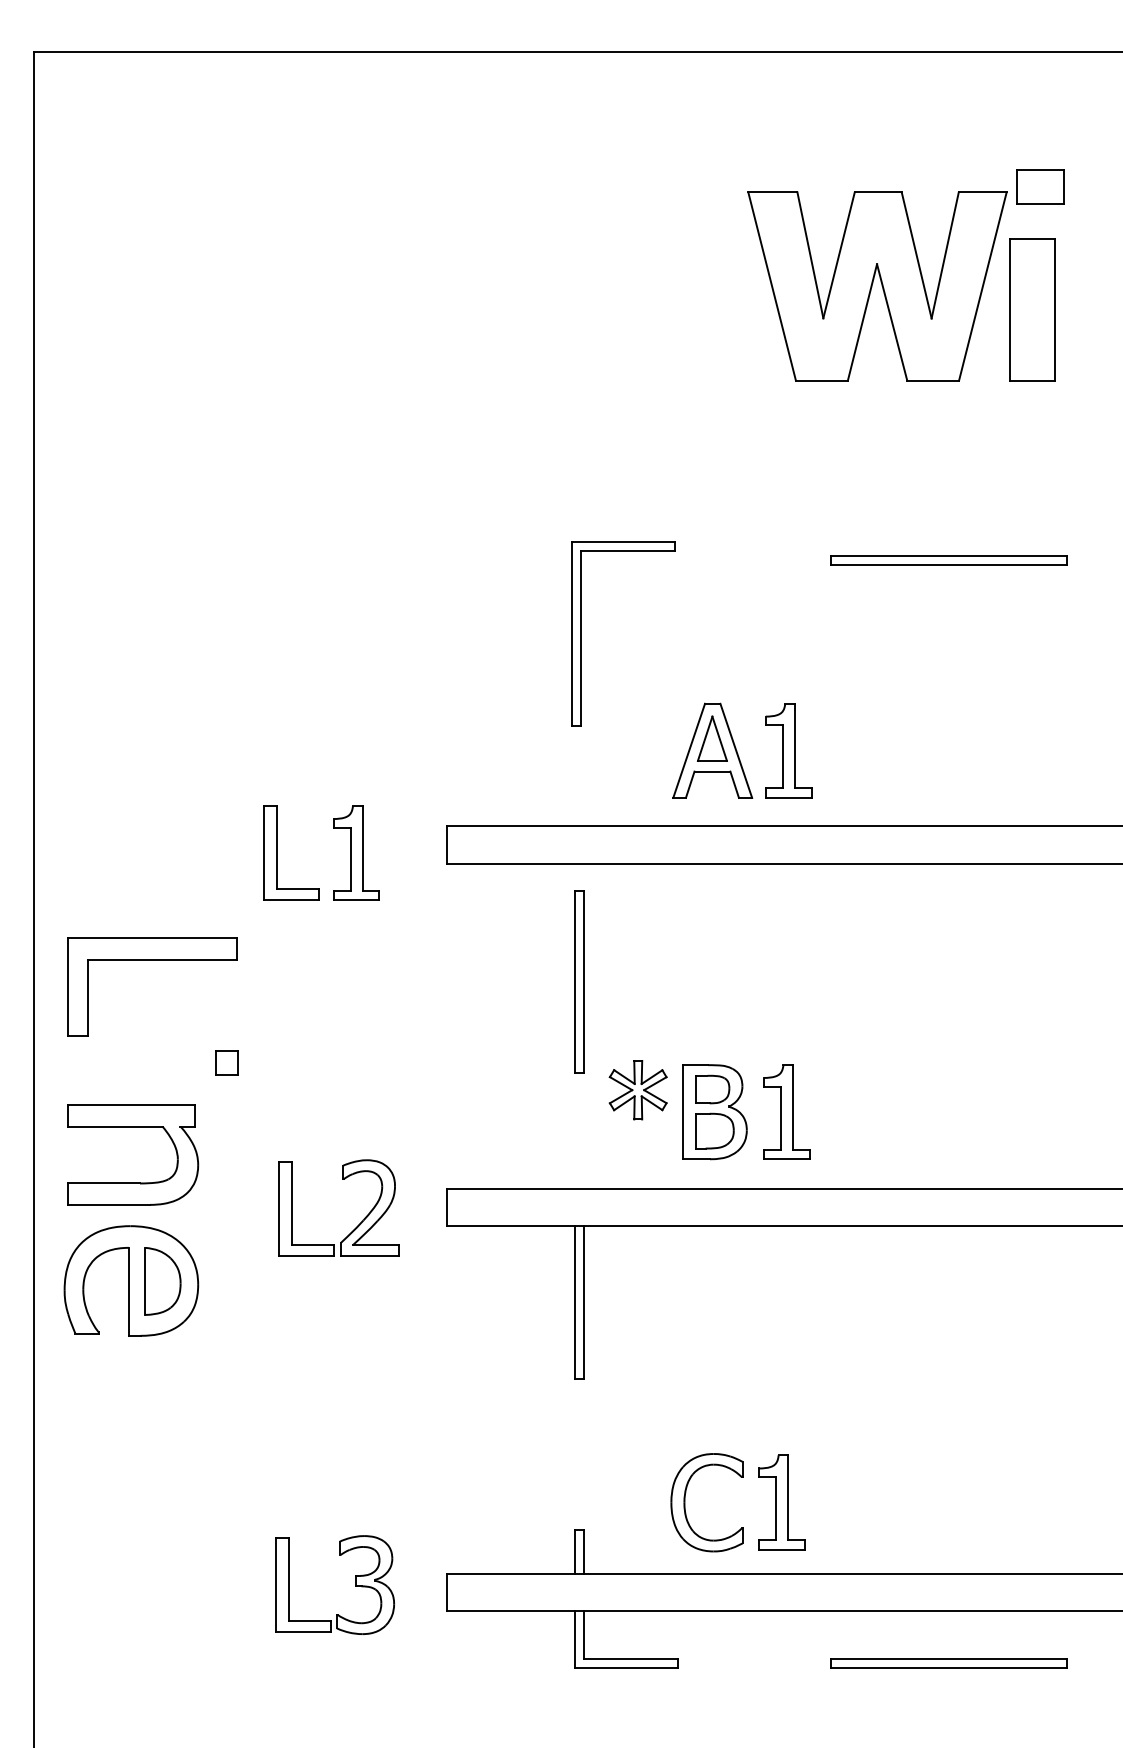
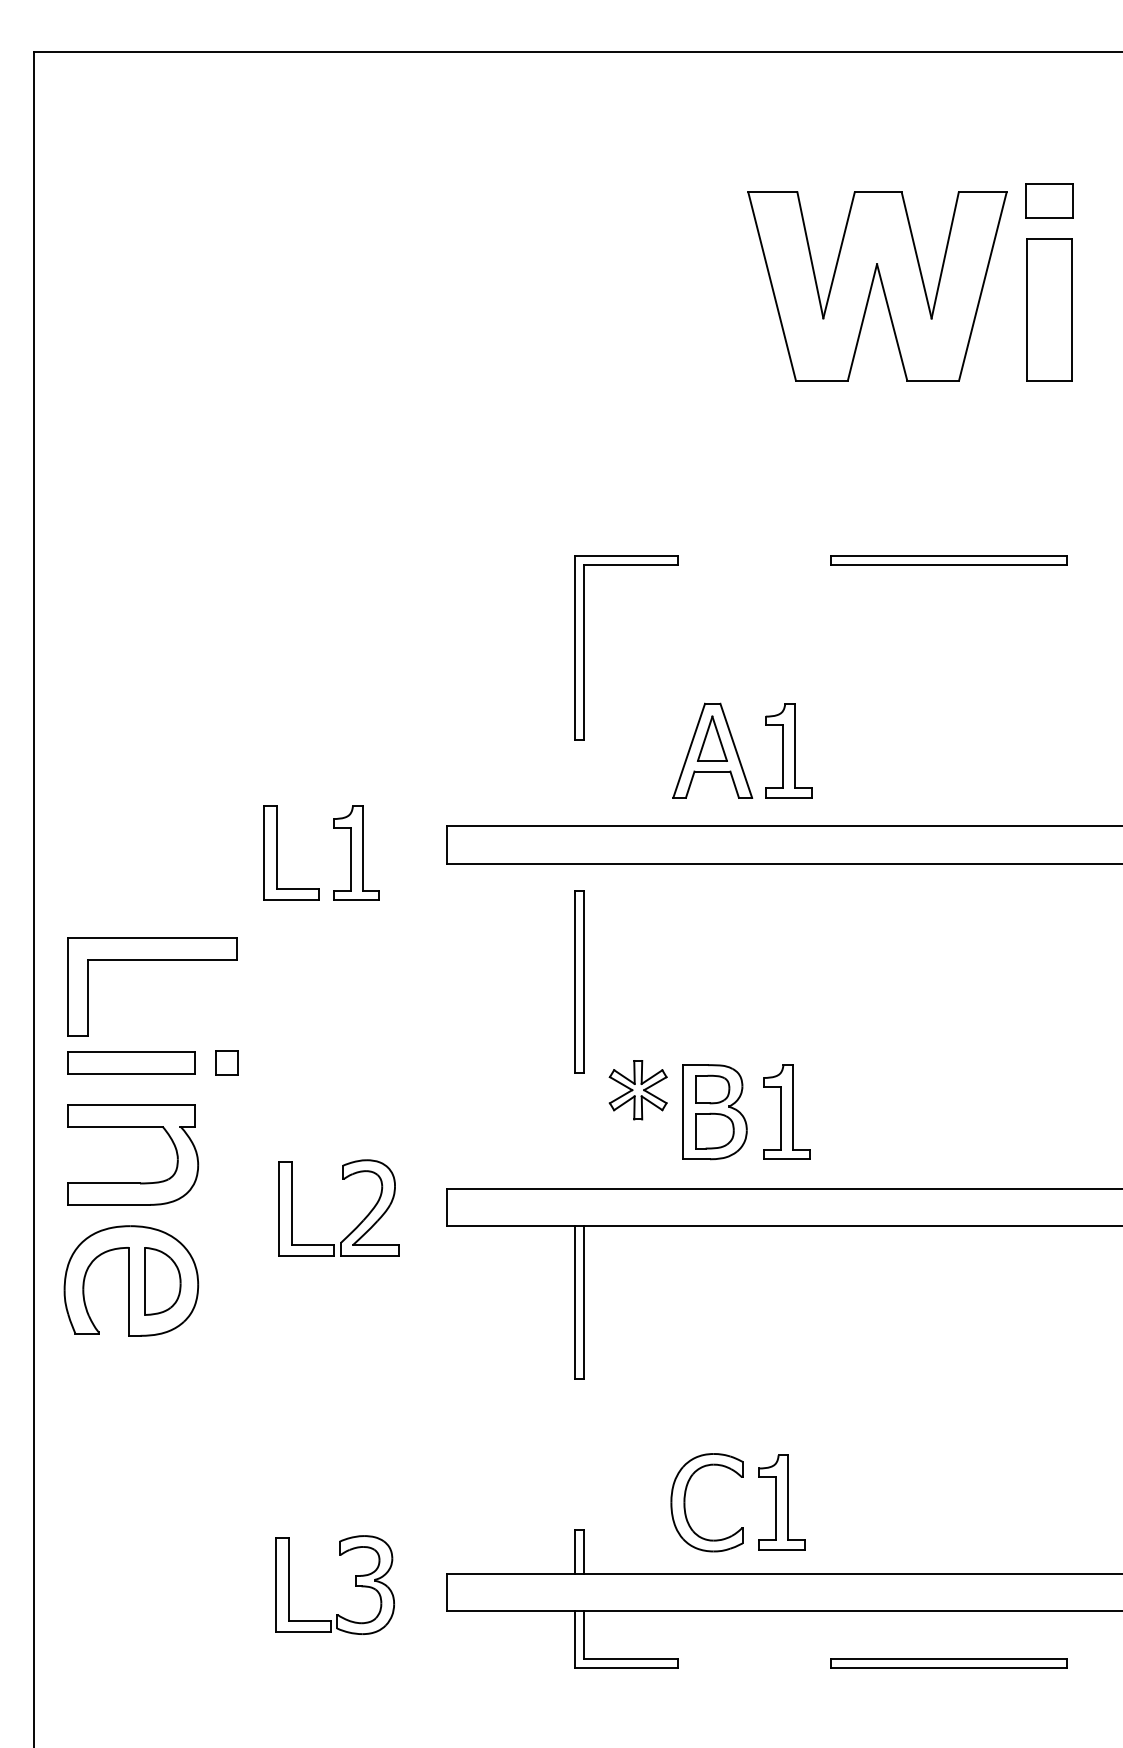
part position: (1040, 186) -> (1049, 200) (1049, 200)
part position: (1032, 309) -> (1049, 309) (1049, 309)
part position: (581, 633) -> (584, 647) (584, 647)
part: none -> present (131, 1062)
